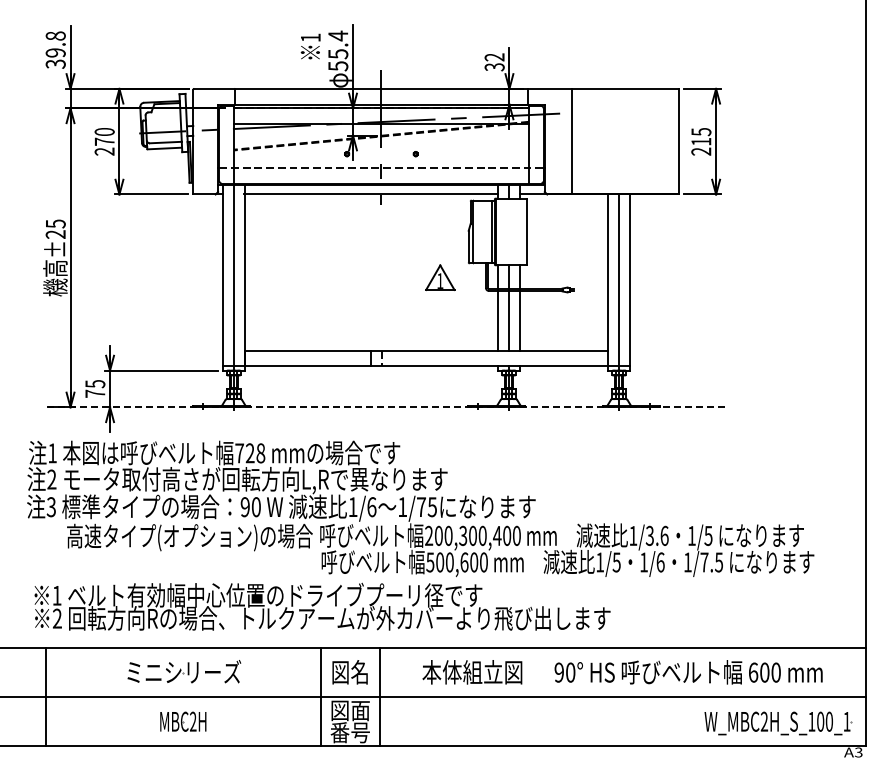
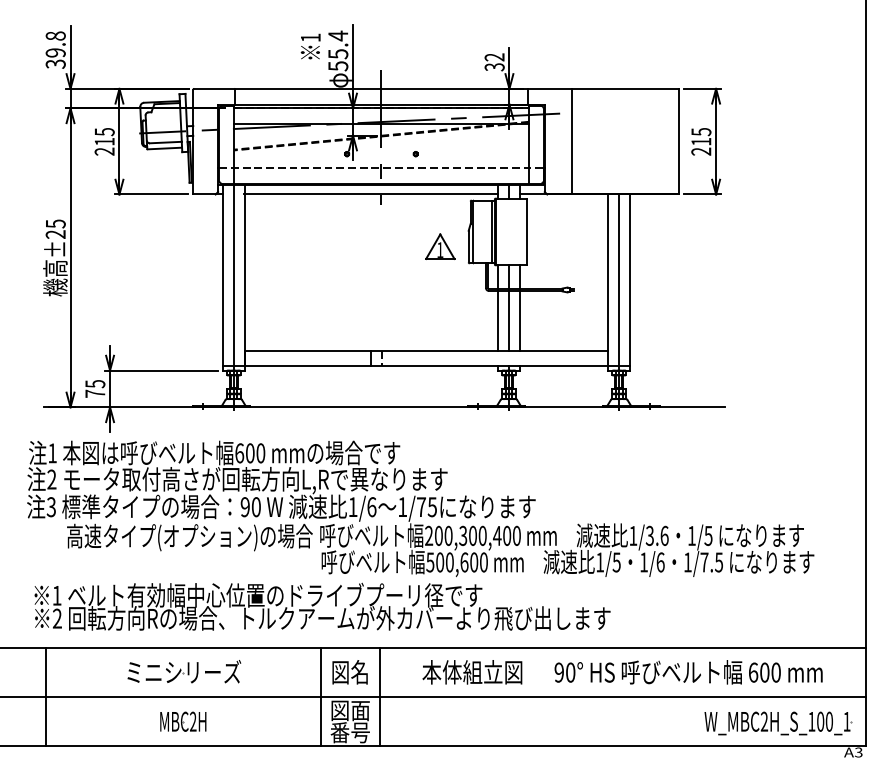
text: 270 -> 215 (104, 136)
part position: (440, 277) -> (440, 246) (440, 246)
line: dashed -> solid (384, 407)
text: 728 -> 600 (250, 453)
